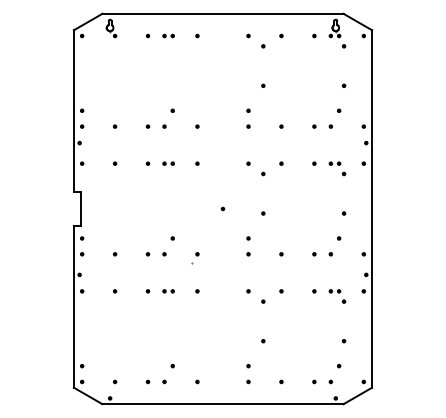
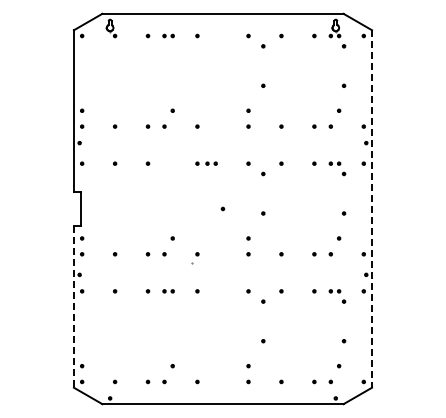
part position: (168, 163) -> (211, 163) (211, 163)
line: solid -> dashed (372, 209)
line: solid -> dashed (73, 306)
